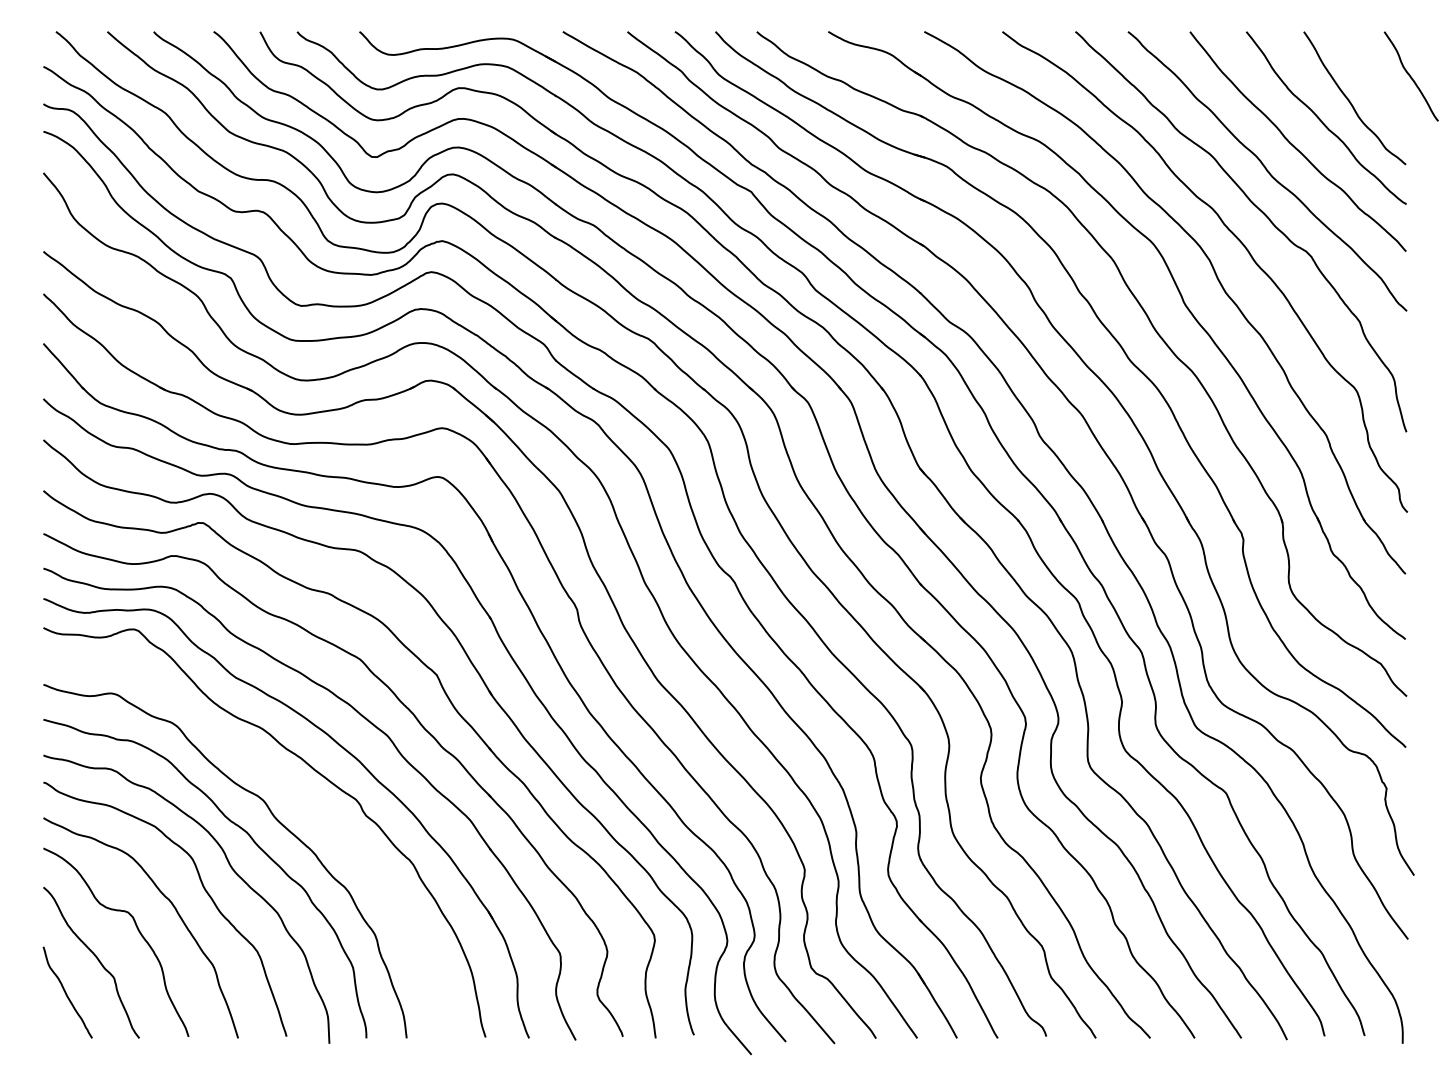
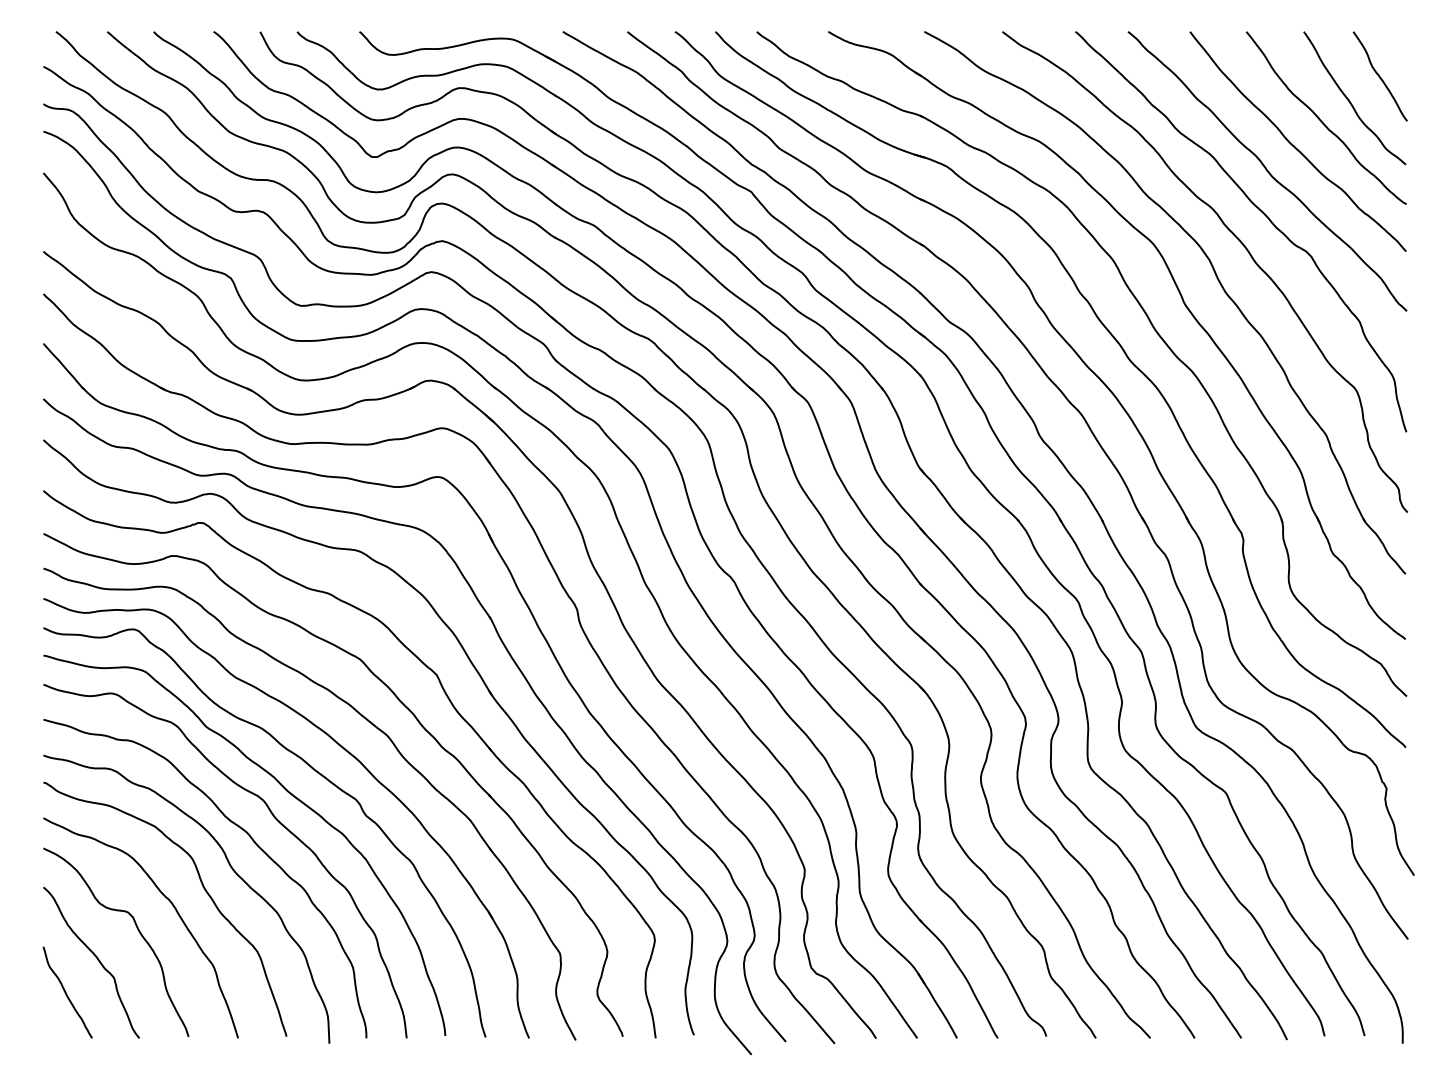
curve position: (1410, 76) -> (1379, 76) (1379, 76)
curve: none -> present (288, 793)
